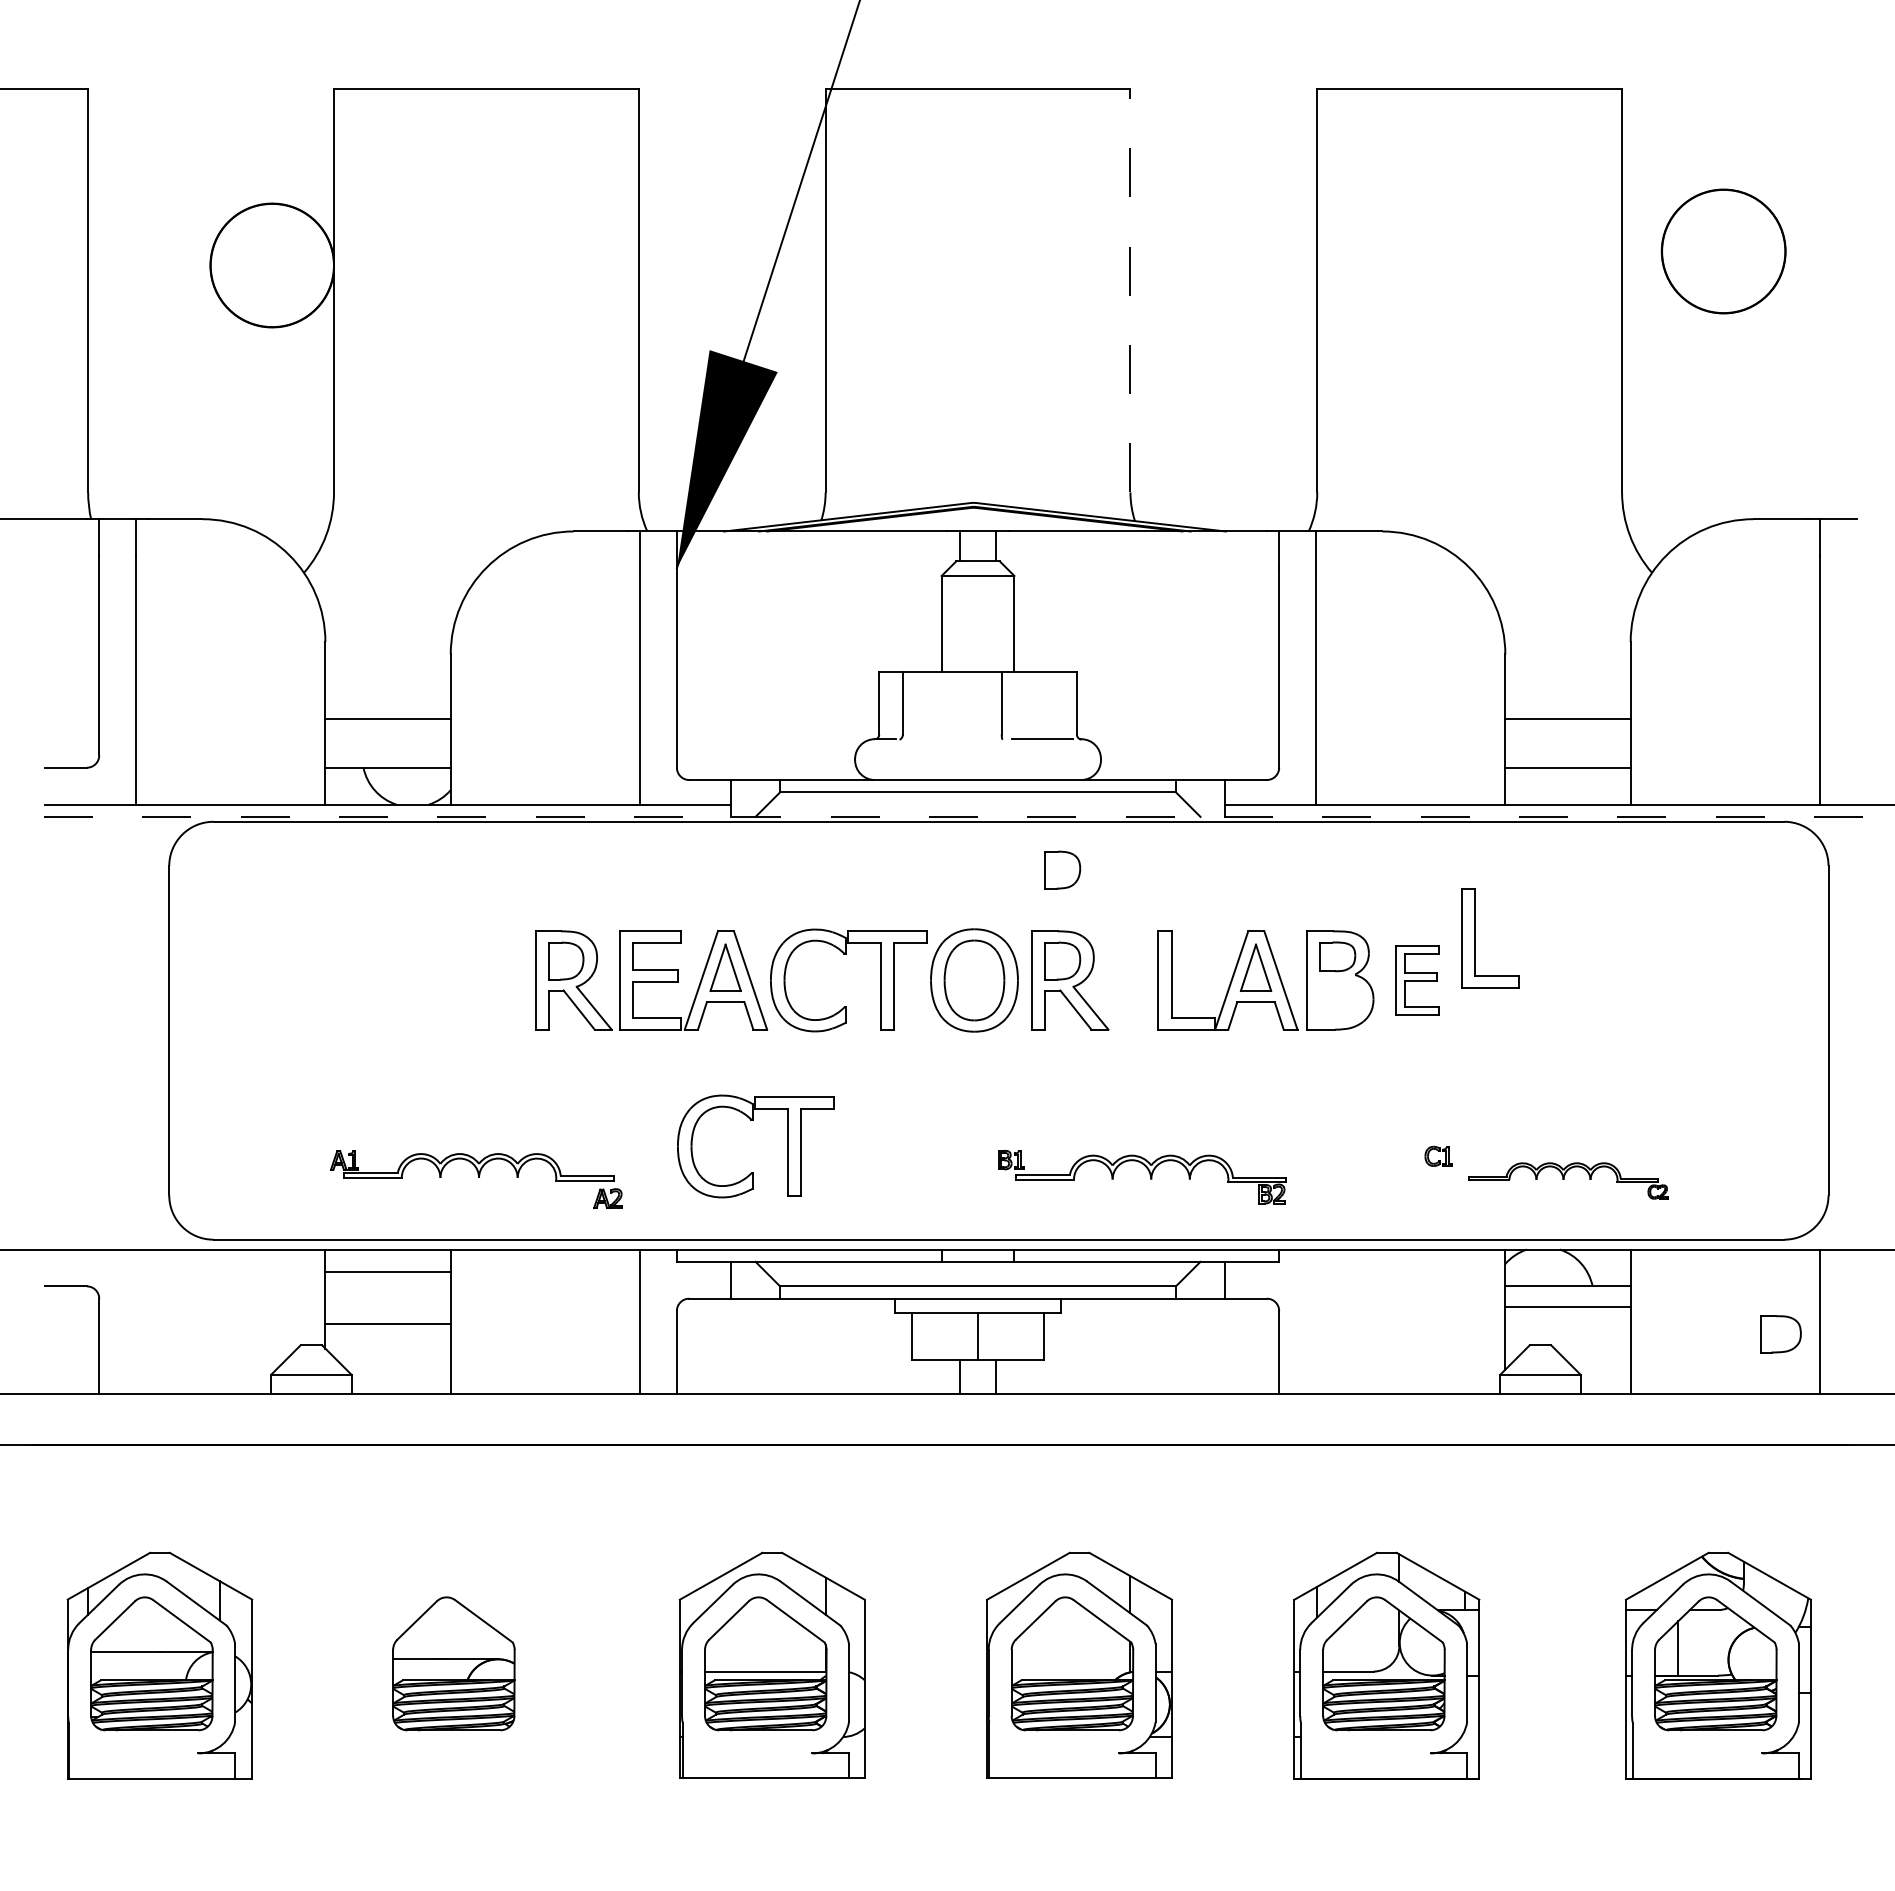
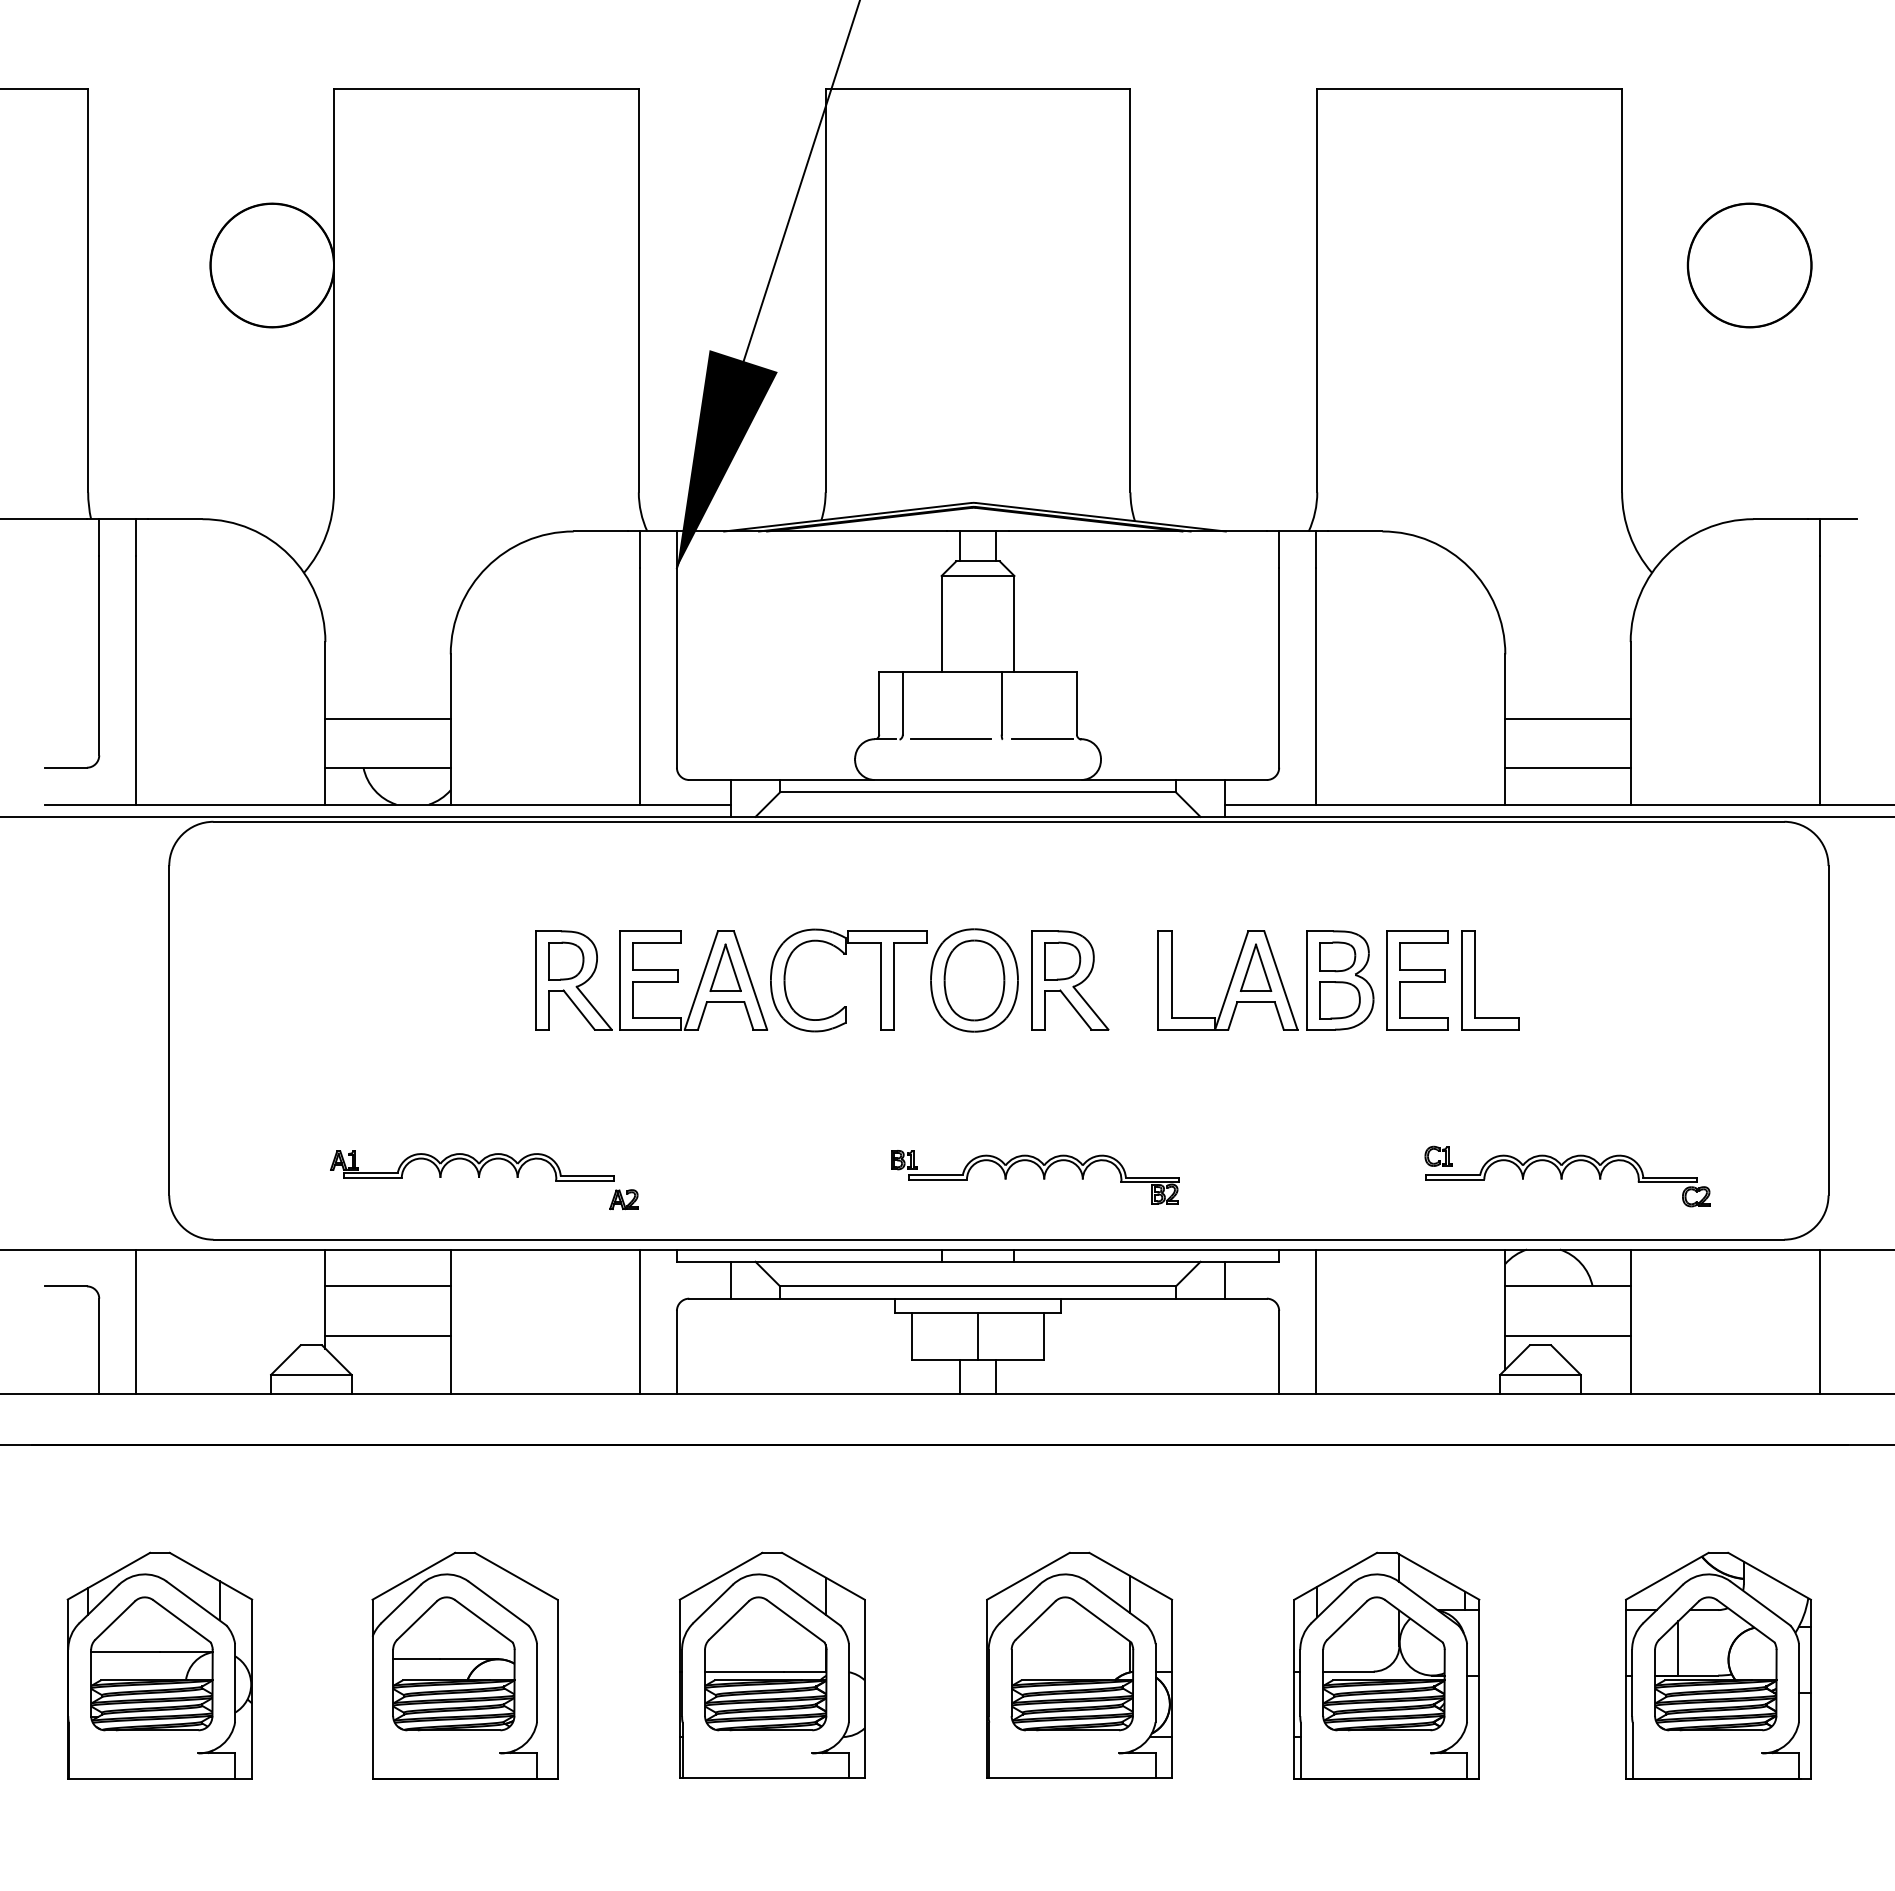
part position: (1723, 251) -> (1749, 265) (1749, 265)
line: dashed -> solid (1130, 290)
line: none -> present (950, 739)
line: dashed -> solid (947, 816)
part: present -> none (1062, 869)
part position: (1475, 938) -> (1475, 980) (1475, 980)
part size: 45x71 px -> 63x101 px (1417, 980)
part: present -> none (753, 1120)
part position: (1149, 1175) -> (1042, 1175) (1042, 1175)
part size: 201x38 px -> 286x54 px (1567, 1180)
part position: (607, 1198) -> (623, 1199) (623, 1199)
line position: (387, 1272) -> (387, 1286) (387, 1286)
line position: (1567, 1306) -> (1567, 1335) (1567, 1335)
line: none -> present (136, 1321)
line: none -> present (1316, 1321)
line position: (387, 1323) -> (387, 1335) (387, 1335)
part position: (1780, 1334) -> (1339, 1000) (1339, 1000)
part: none -> present (464, 1665)
